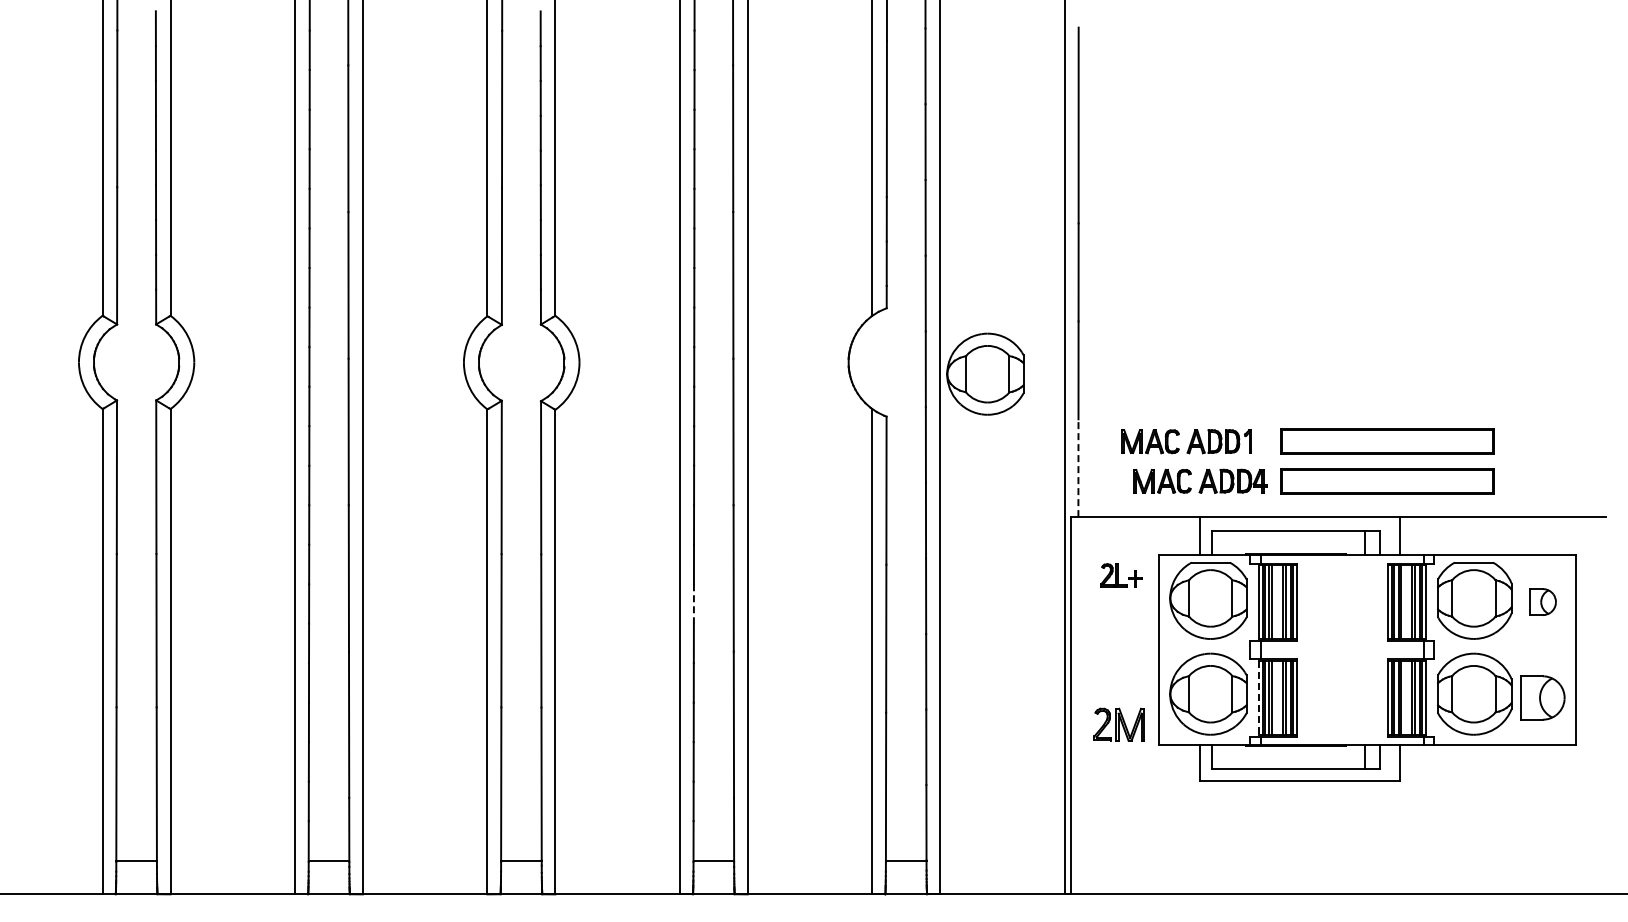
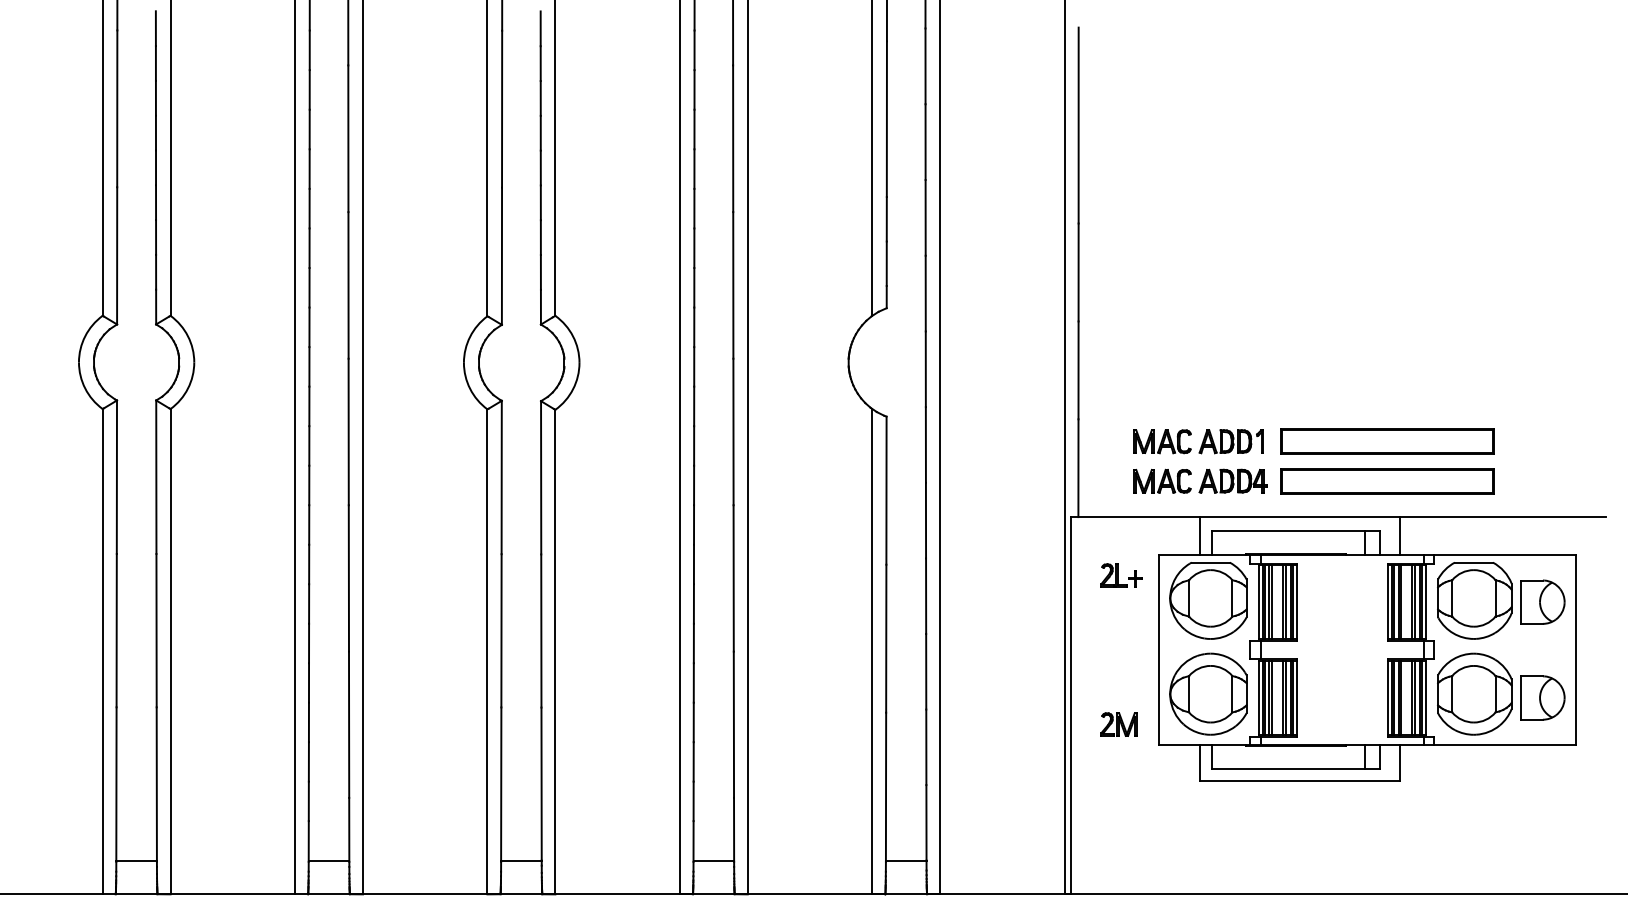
part: present -> none (985, 373)
part position: (1186, 441) -> (1198, 441) (1198, 441)
line: dashed -> solid (1078, 468)
part size: 28x28 px -> 46x46 px (1542, 601)
line: dashed -> solid (693, 604)
line: dashed -> solid (1258, 698)
part size: 52x35 px -> 38x25 px (1118, 724)
